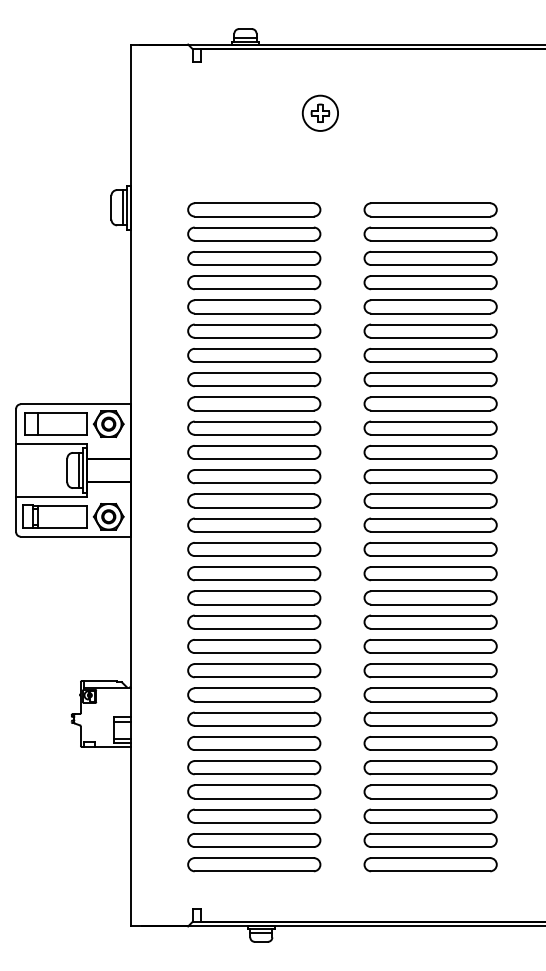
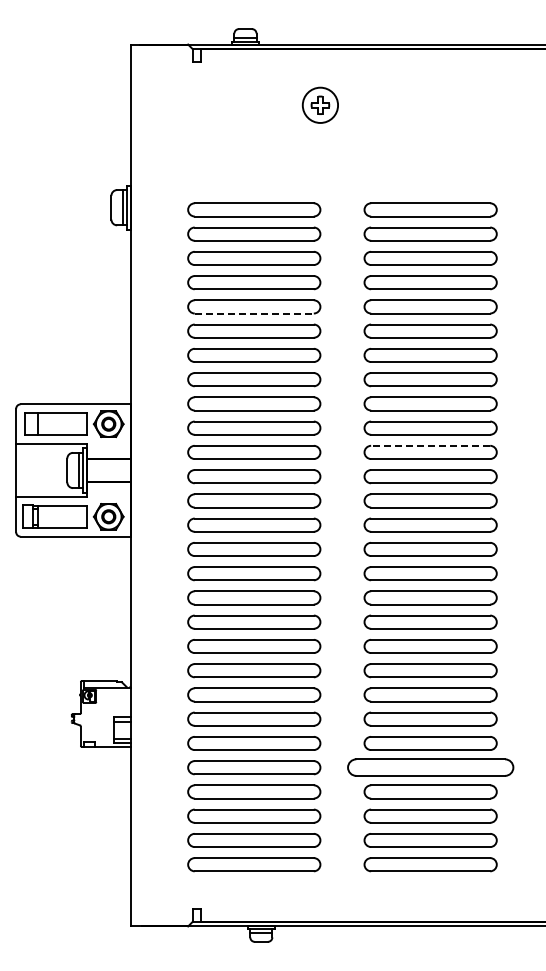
part position: (319, 112) -> (319, 104) (319, 104)
line: solid -> dashed (254, 313)
line: solid -> dashed (430, 445)
part size: 135x16 px -> 168x19 px (430, 767)
